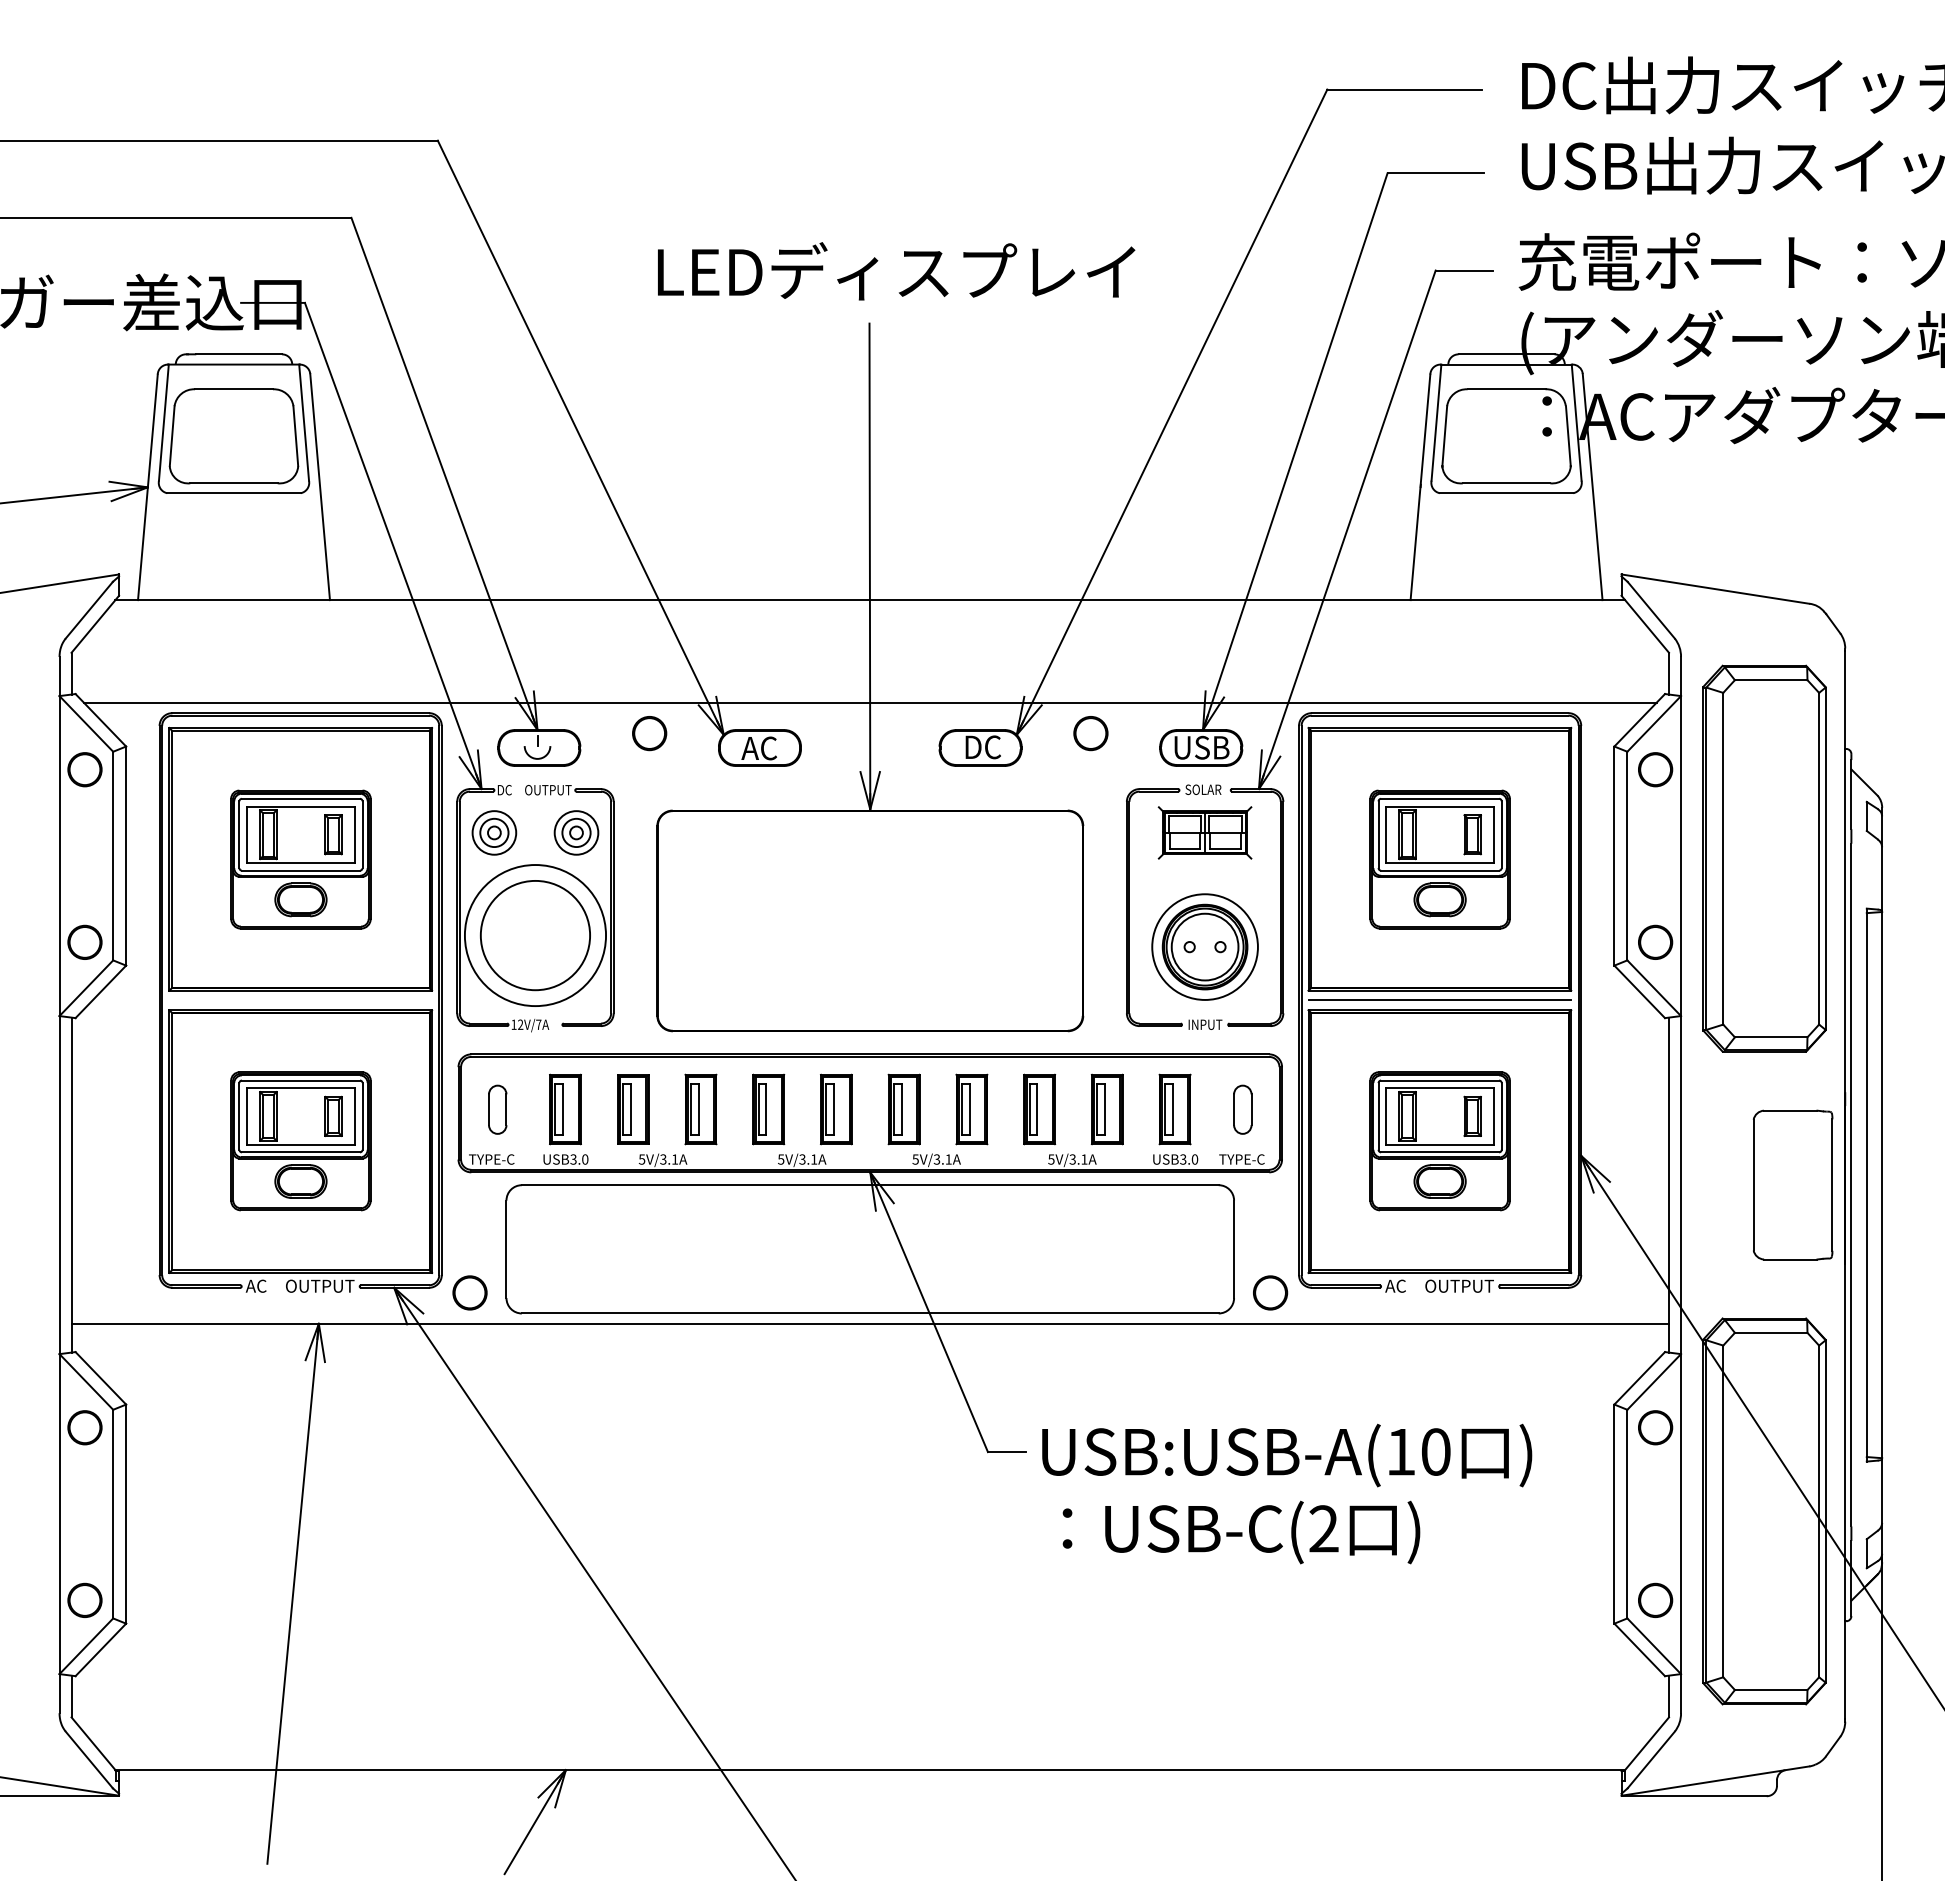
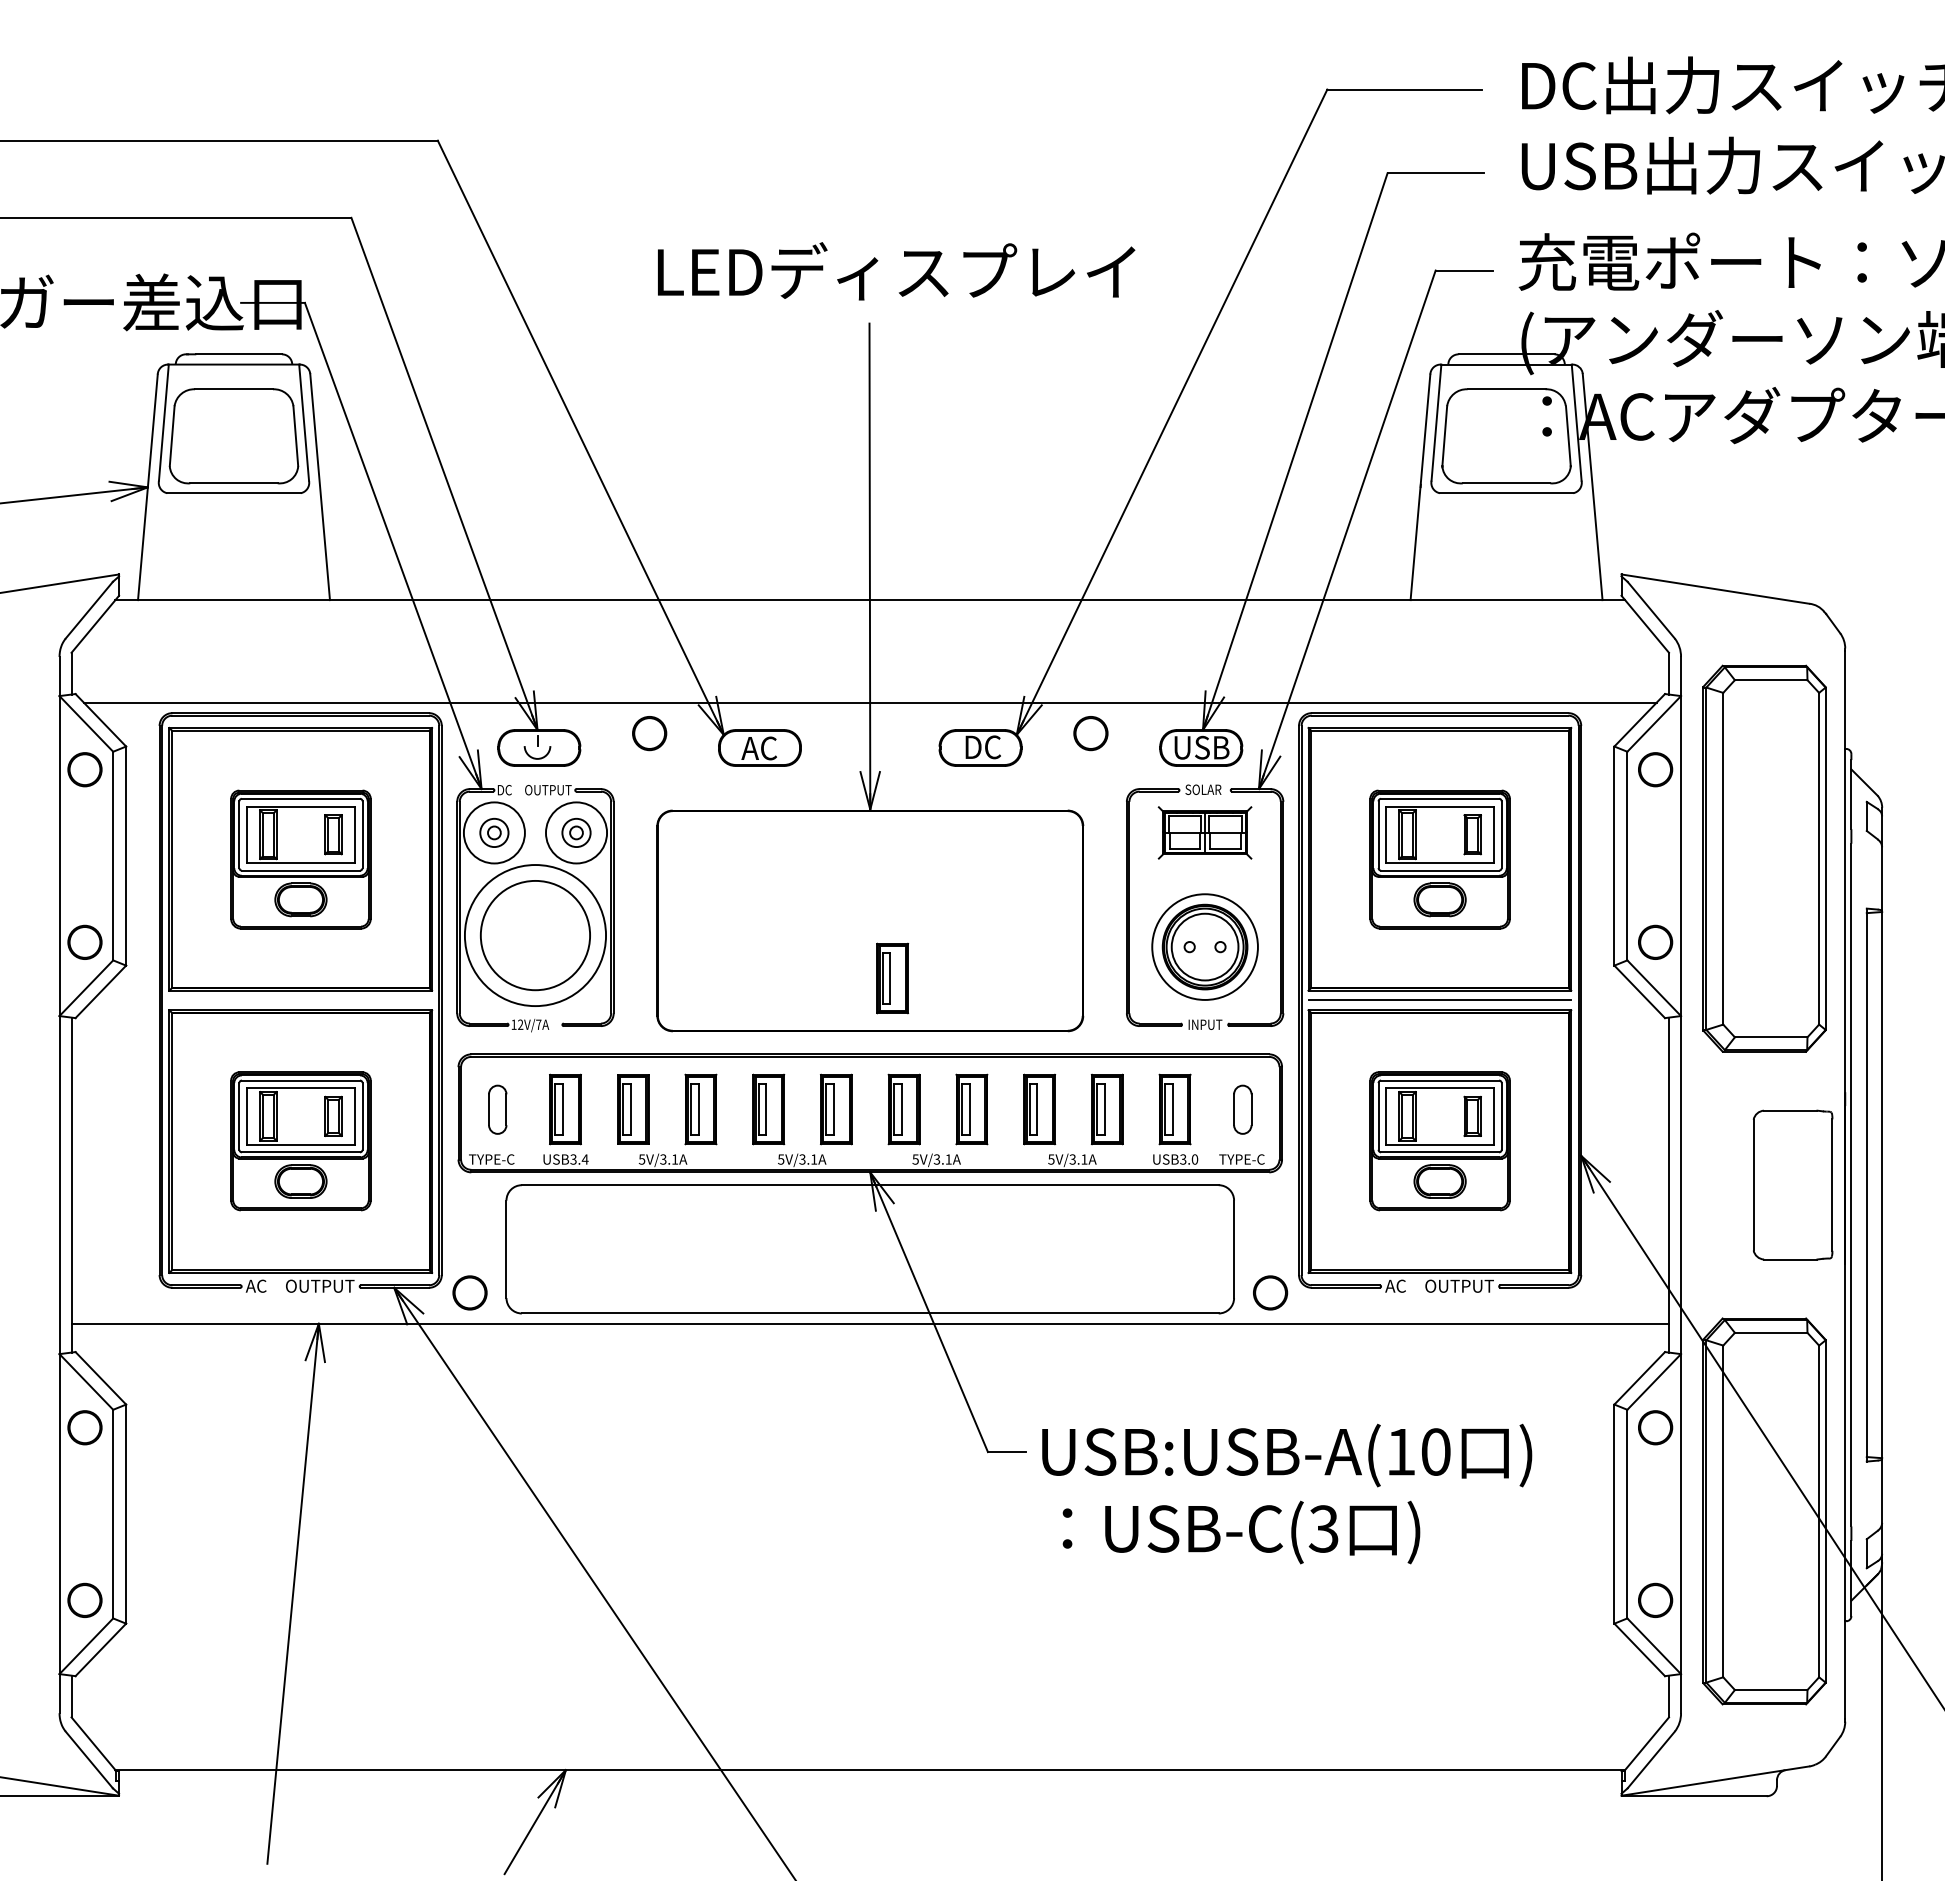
circle diameter: 44 px -> 61 px (493, 832)
circle diameter: 44 px -> 61 px (576, 832)
part: none -> present (892, 978)
text: USB3.0 -> USB3.4 (584, 1159)
text: USB-C(2 -> USB-C(3 (1323, 1528)
